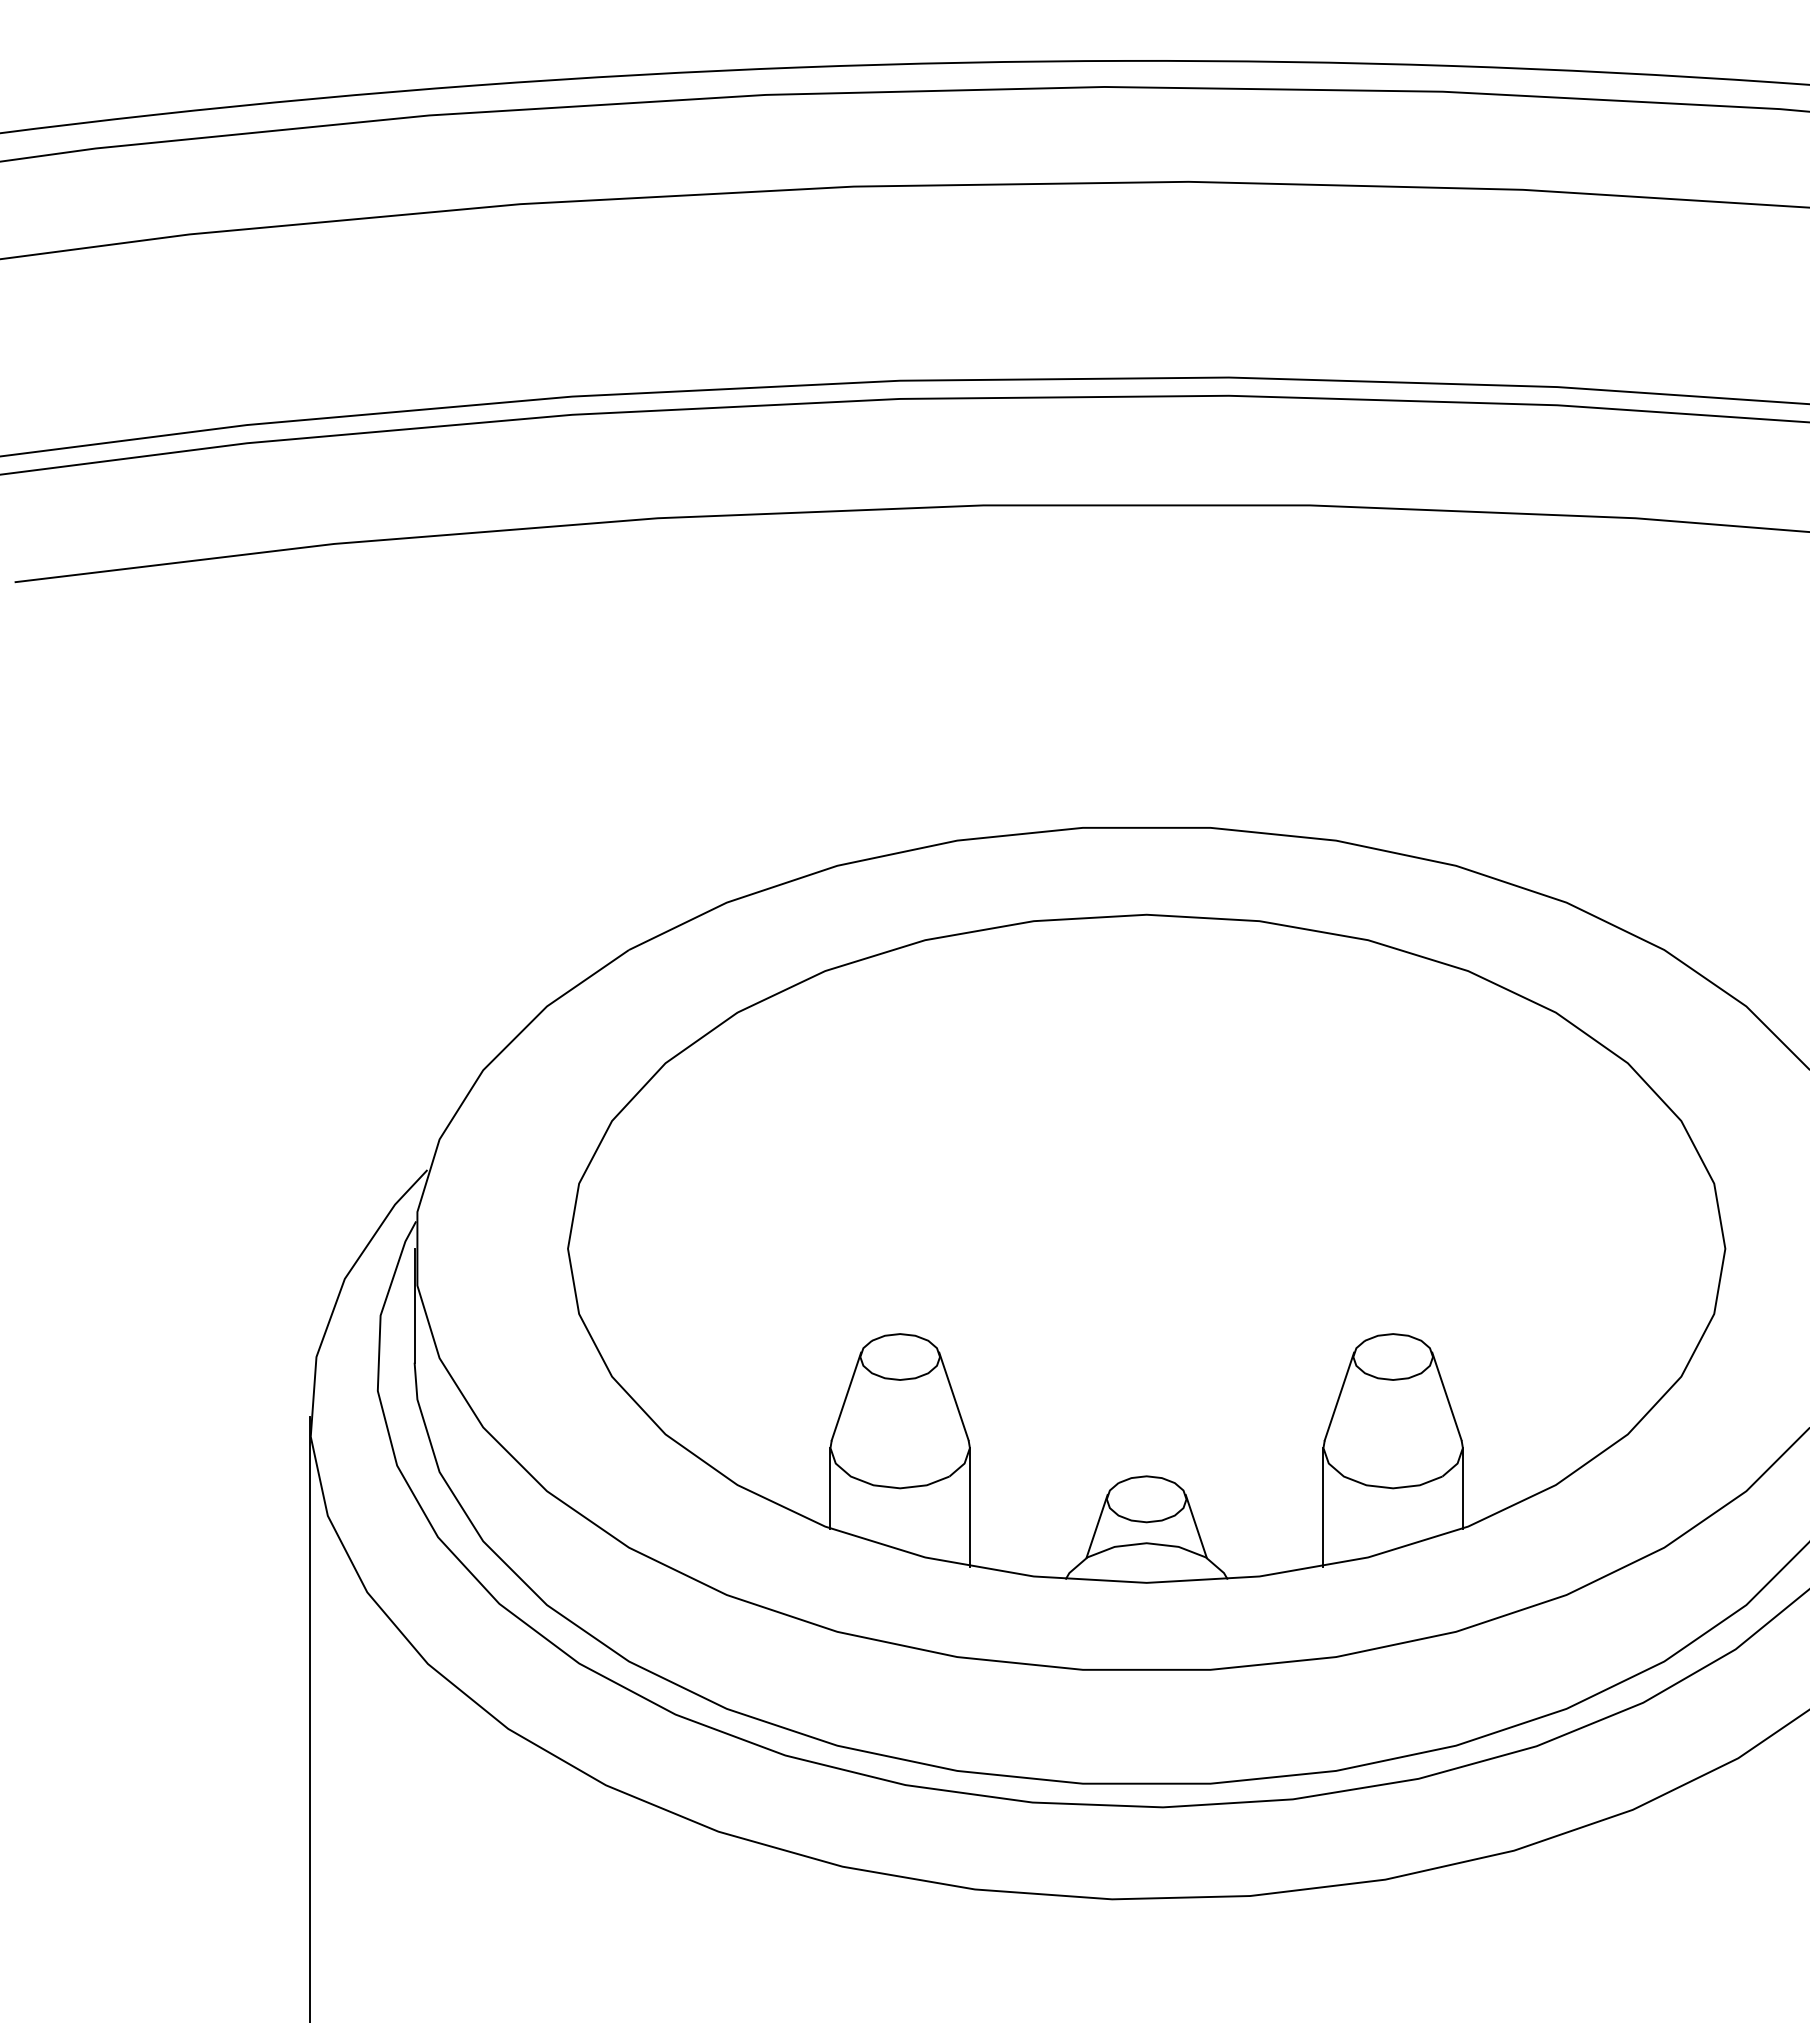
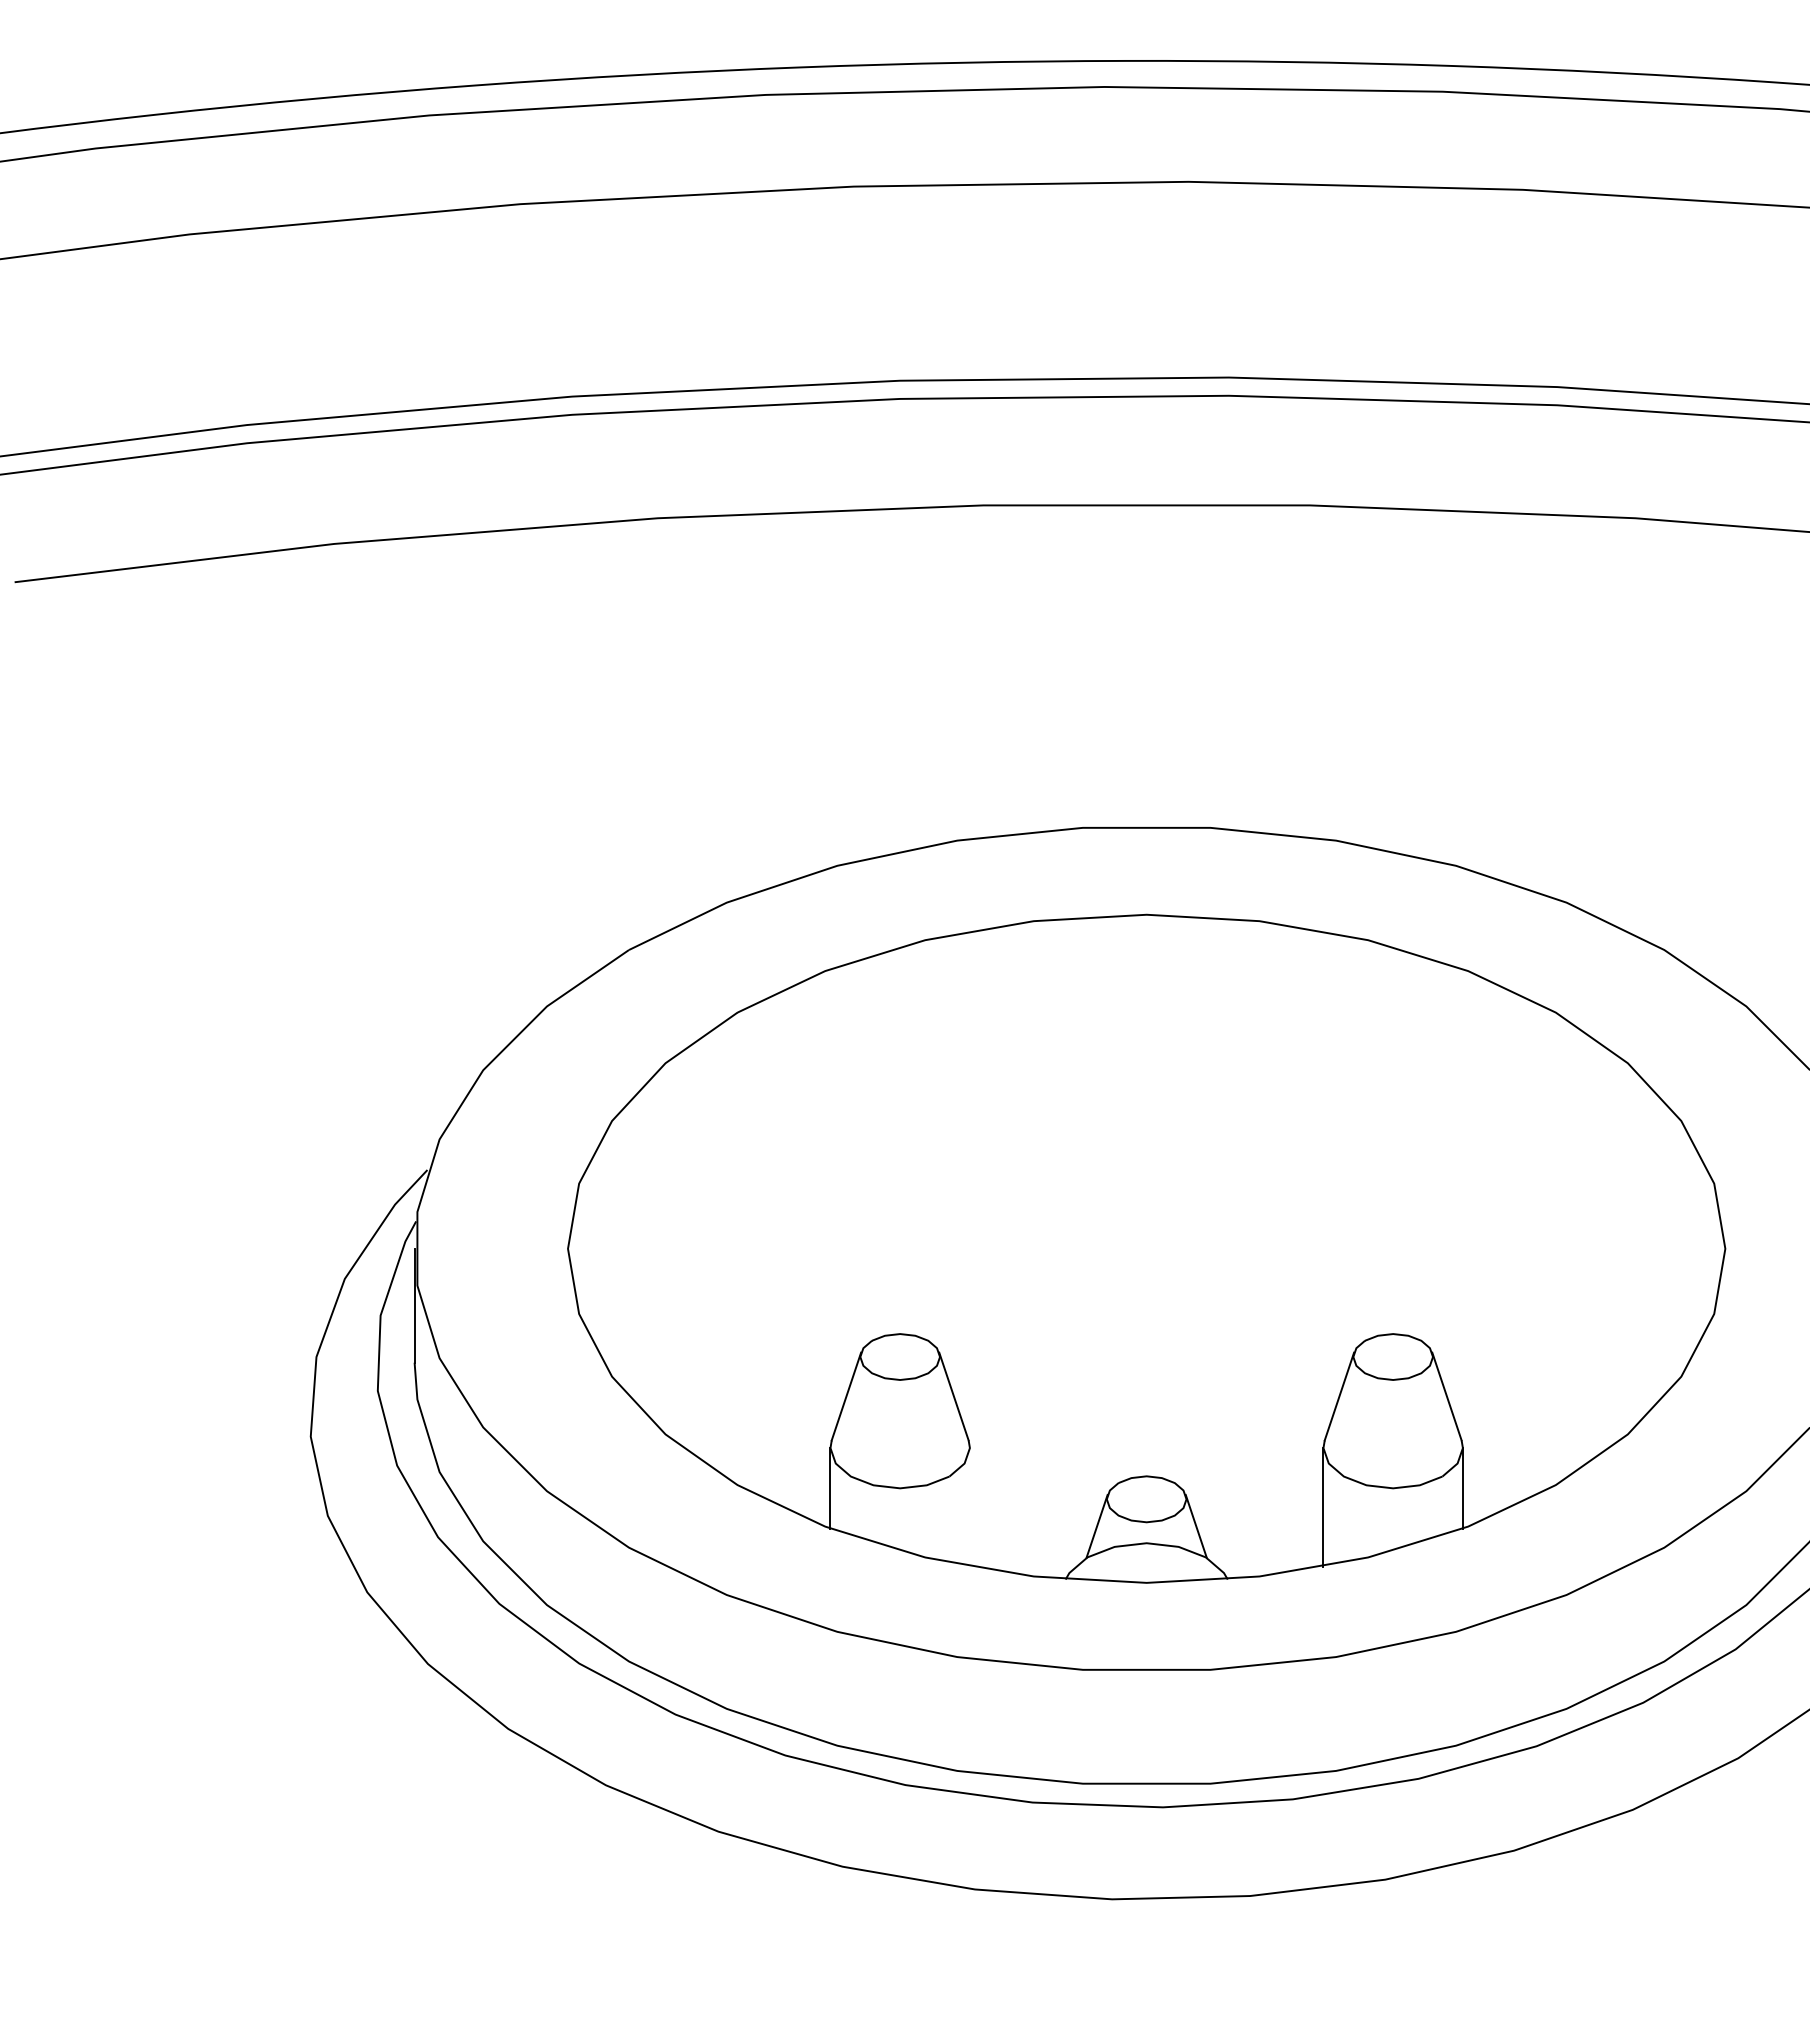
line: present -> none (969, 1507)
line: present -> none (310, 1717)
